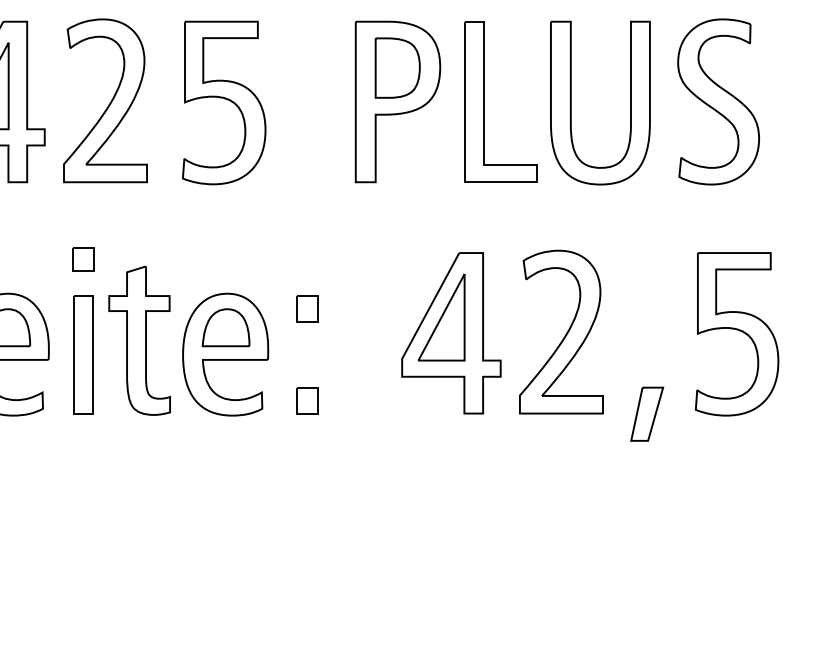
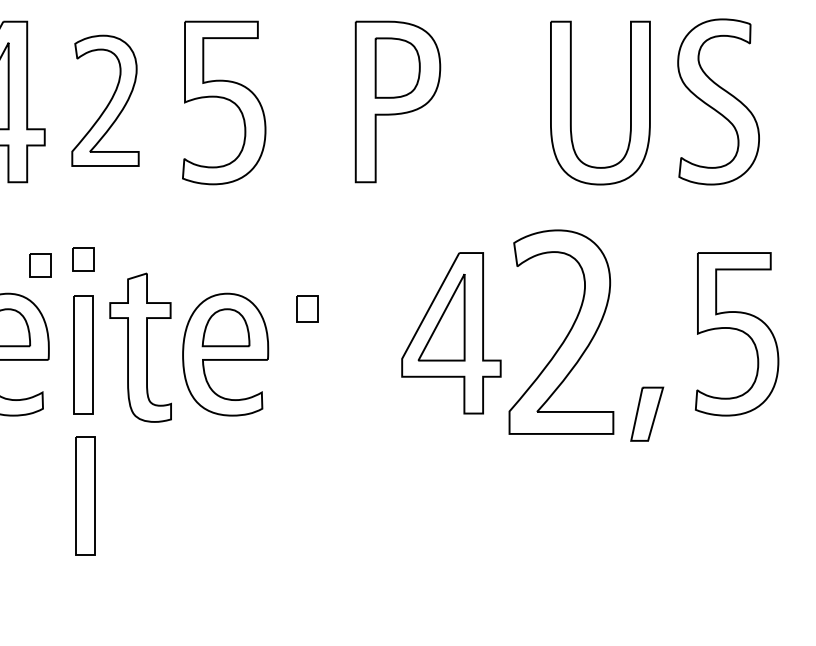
part size: 85x166 px -> 69x133 px (105, 100)
part: present -> none (484, 101)
part: none -> present (40, 265)
part size: 85x166 px -> 107x206 px (561, 331)
part position: (139, 340) -> (140, 347) (140, 347)
part: present -> none (307, 400)
part: none -> present (85, 495)
